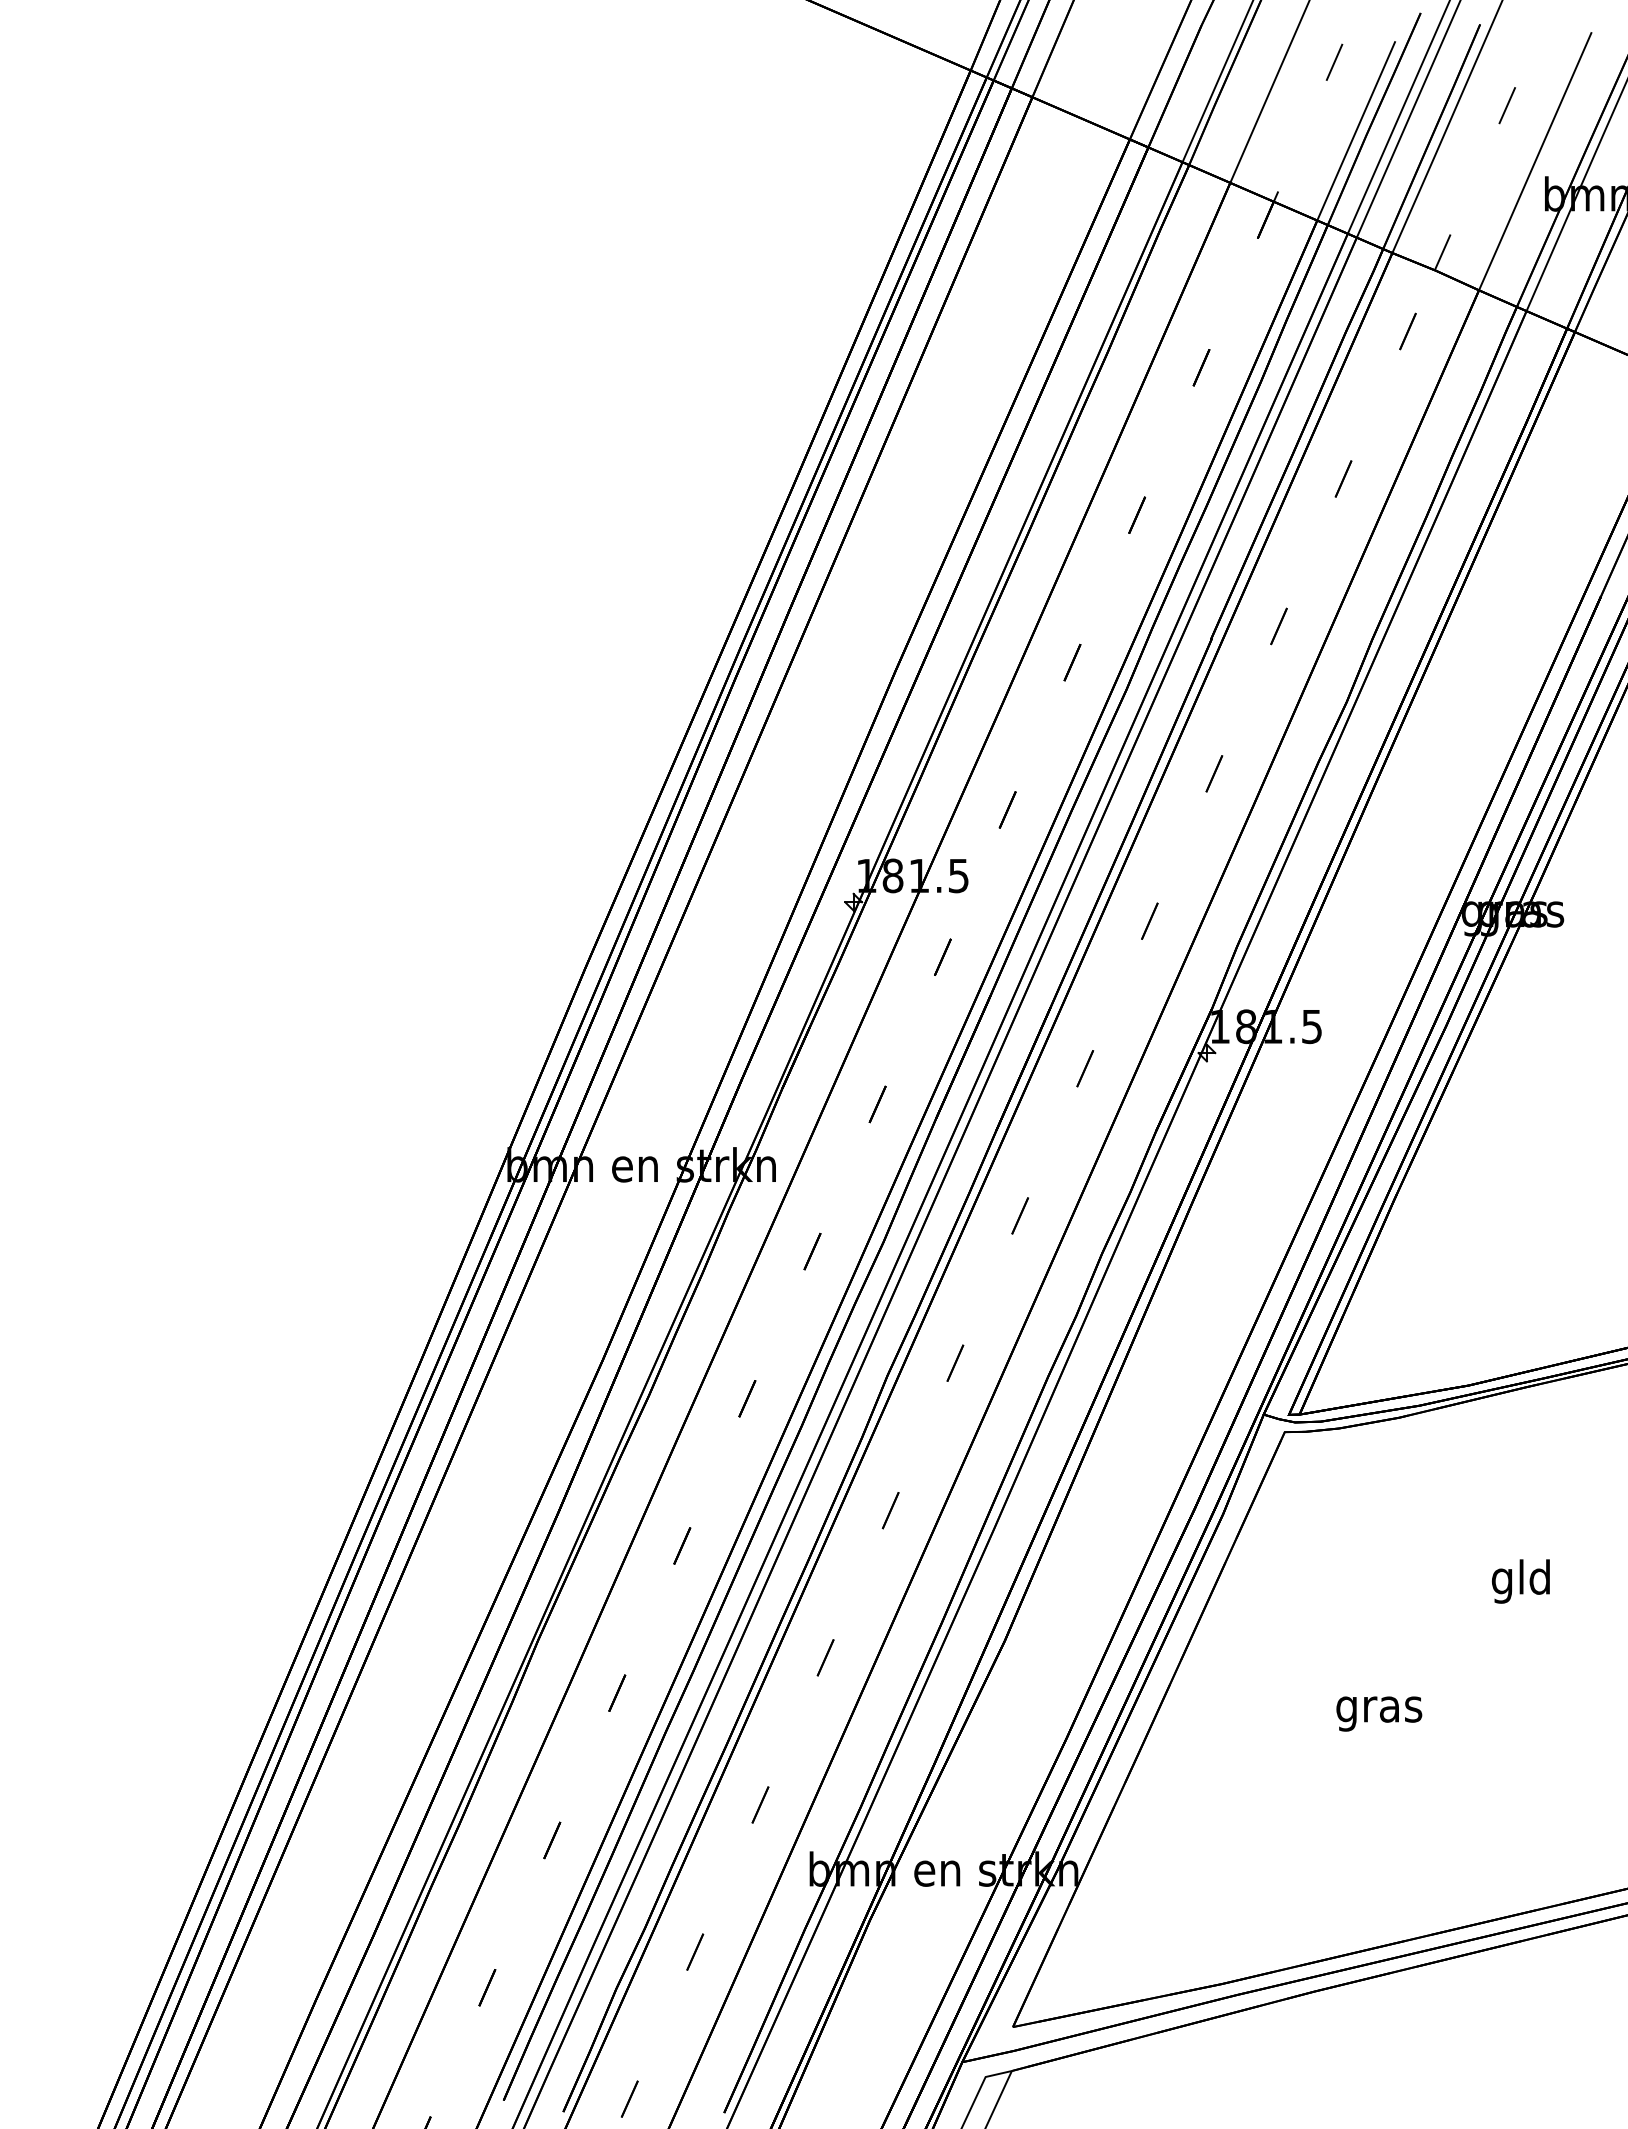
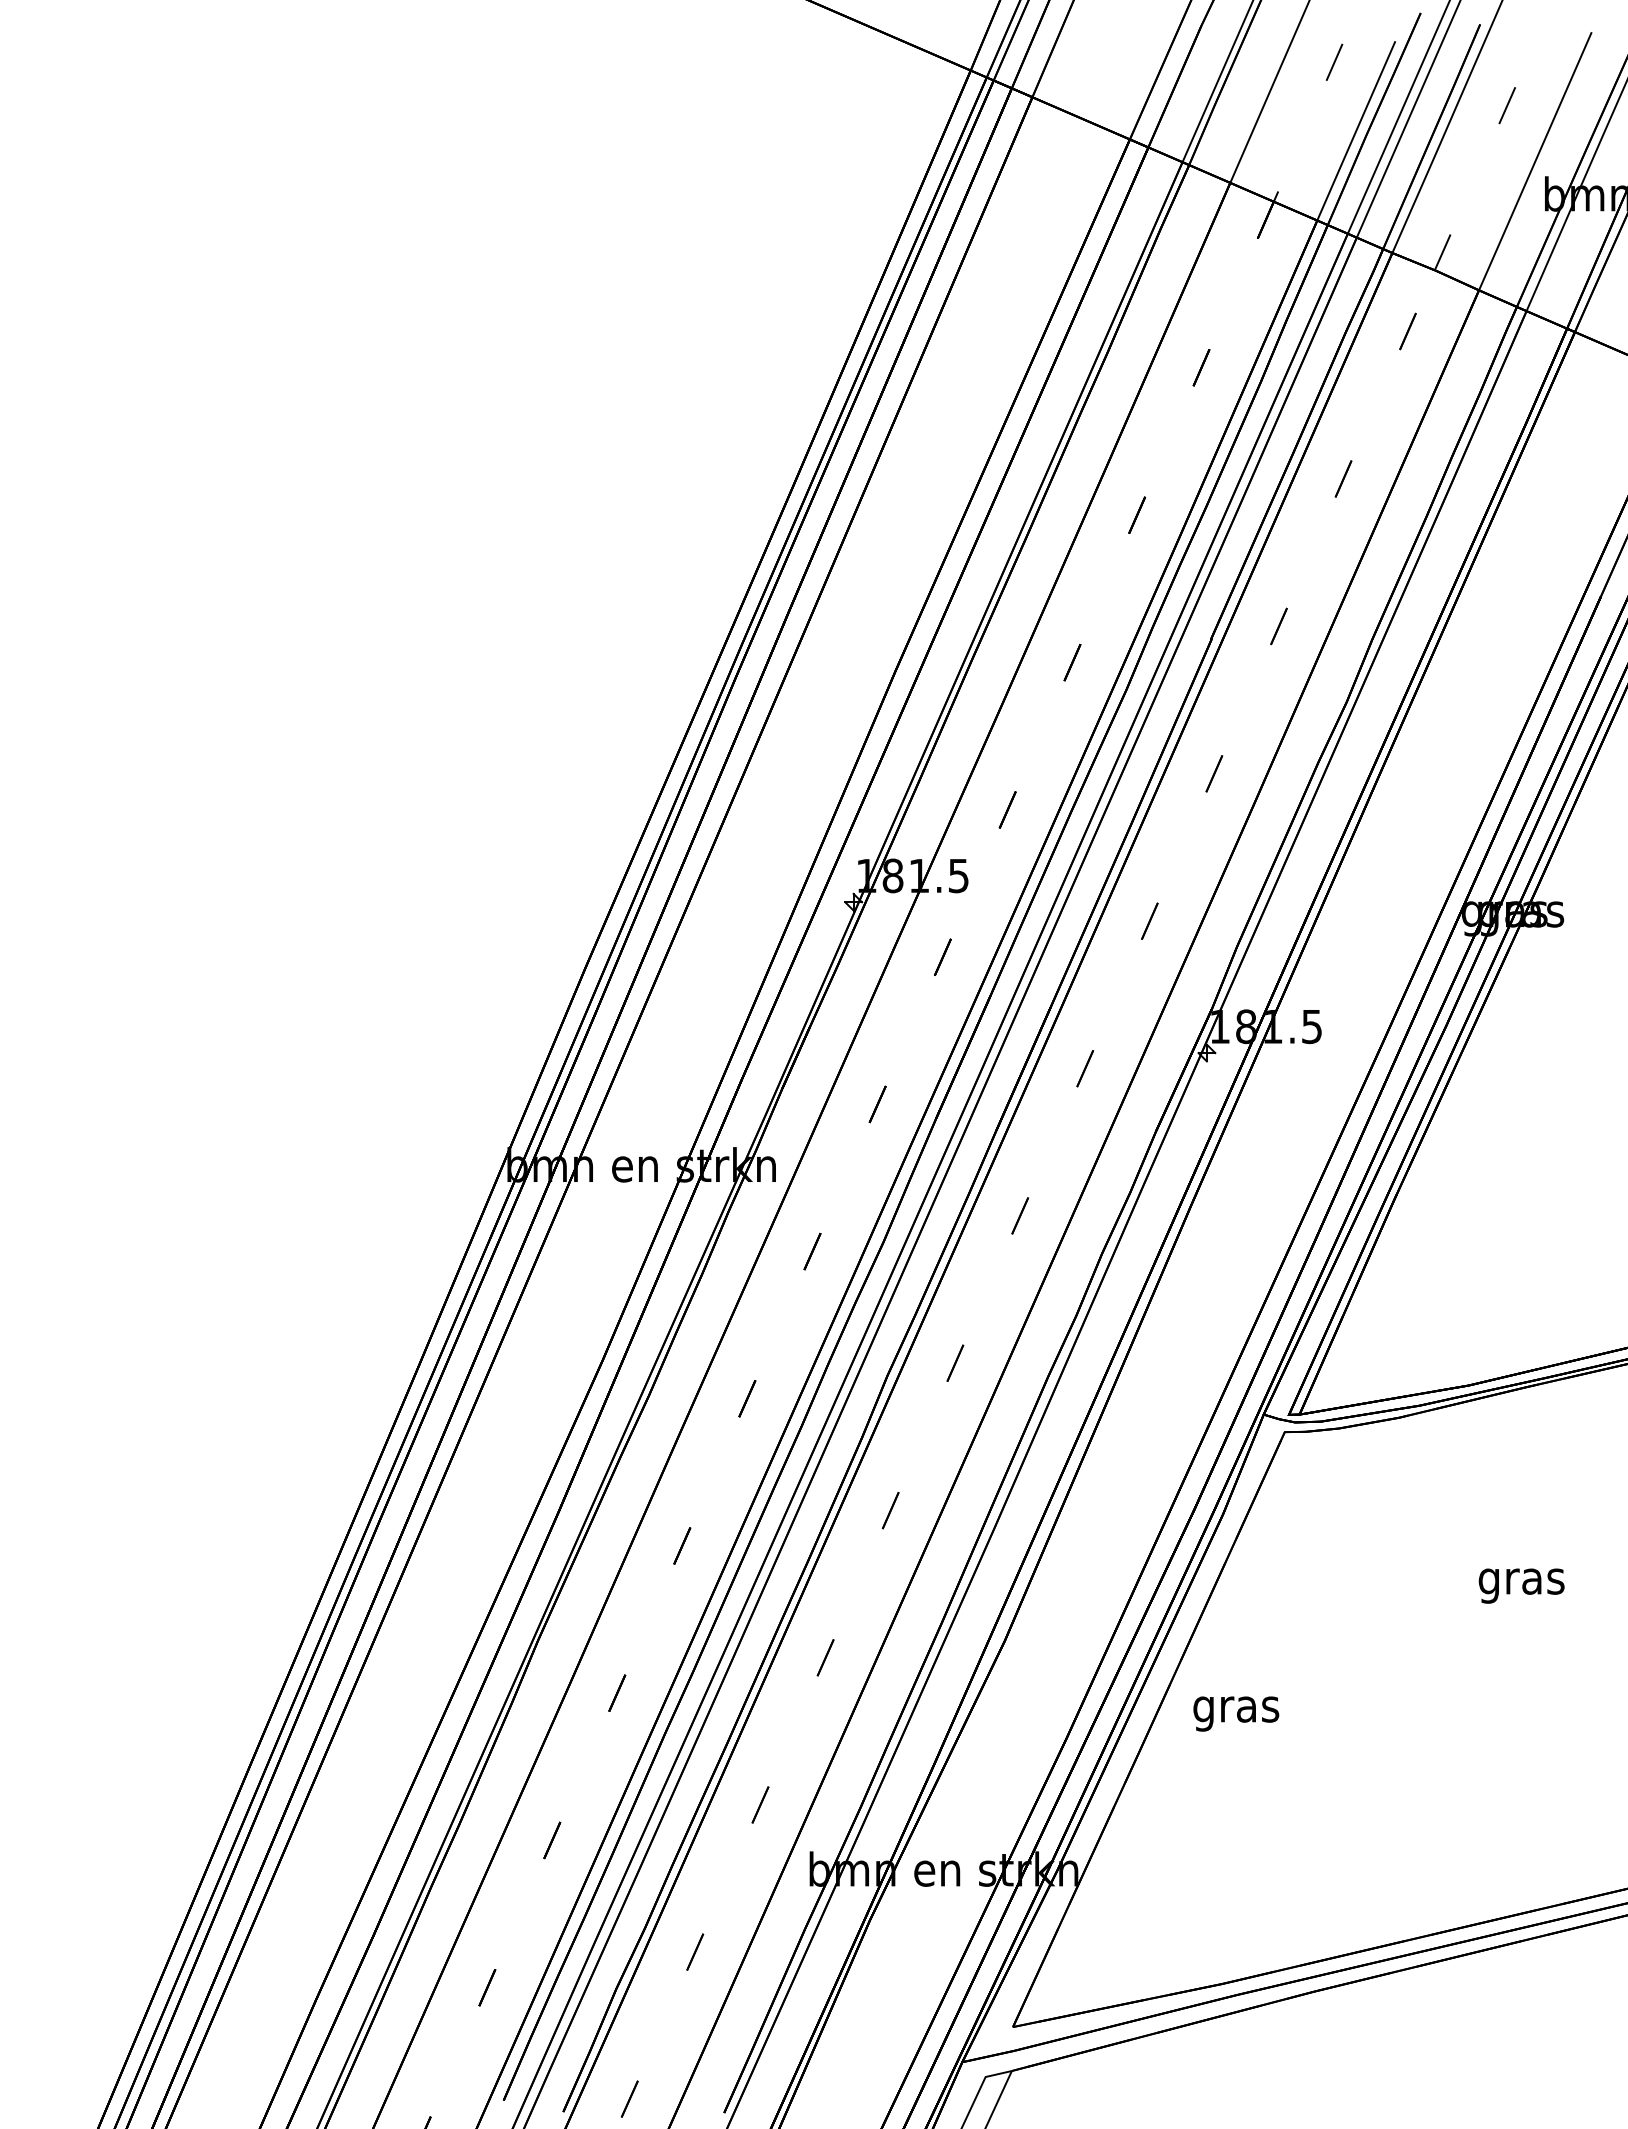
text: gld -> gras (1521, 1581)
text position: (1379, 1713) -> (1236, 1713) (1236, 1713)
